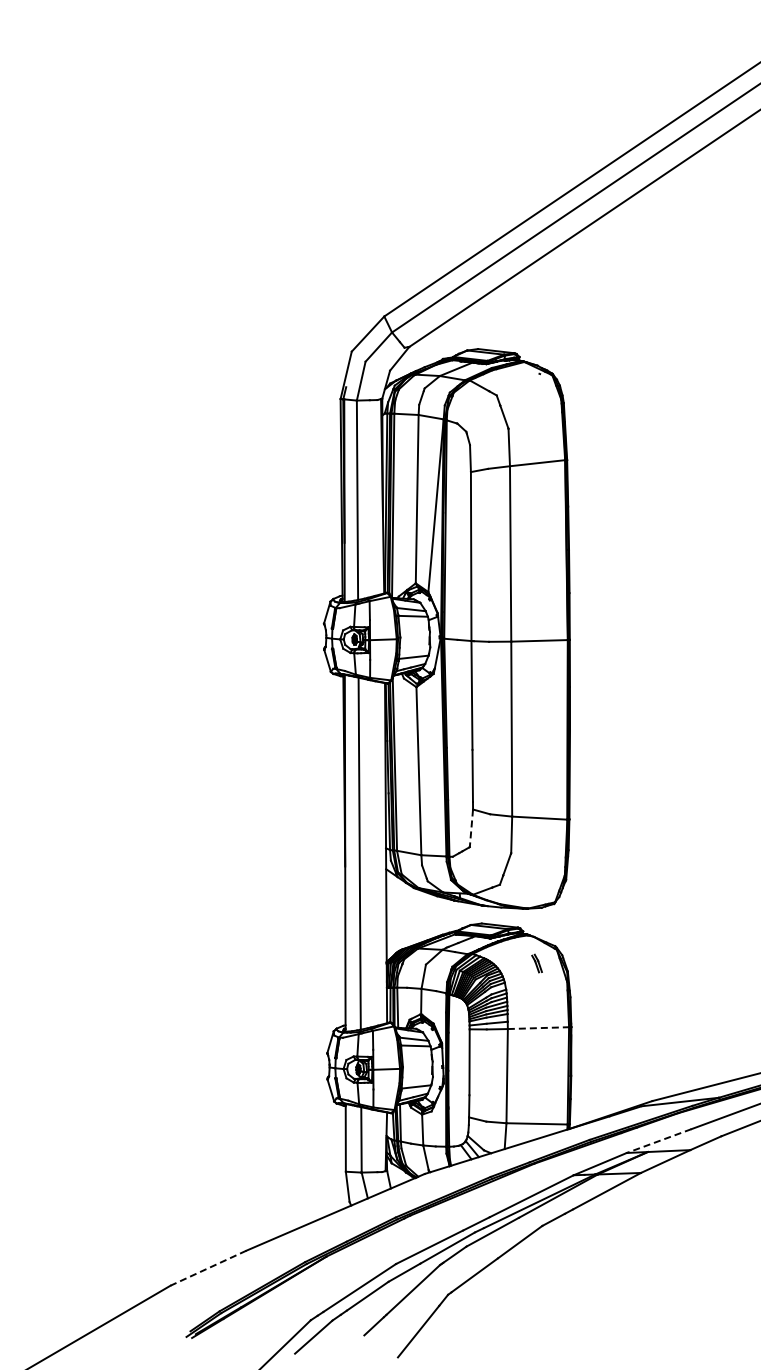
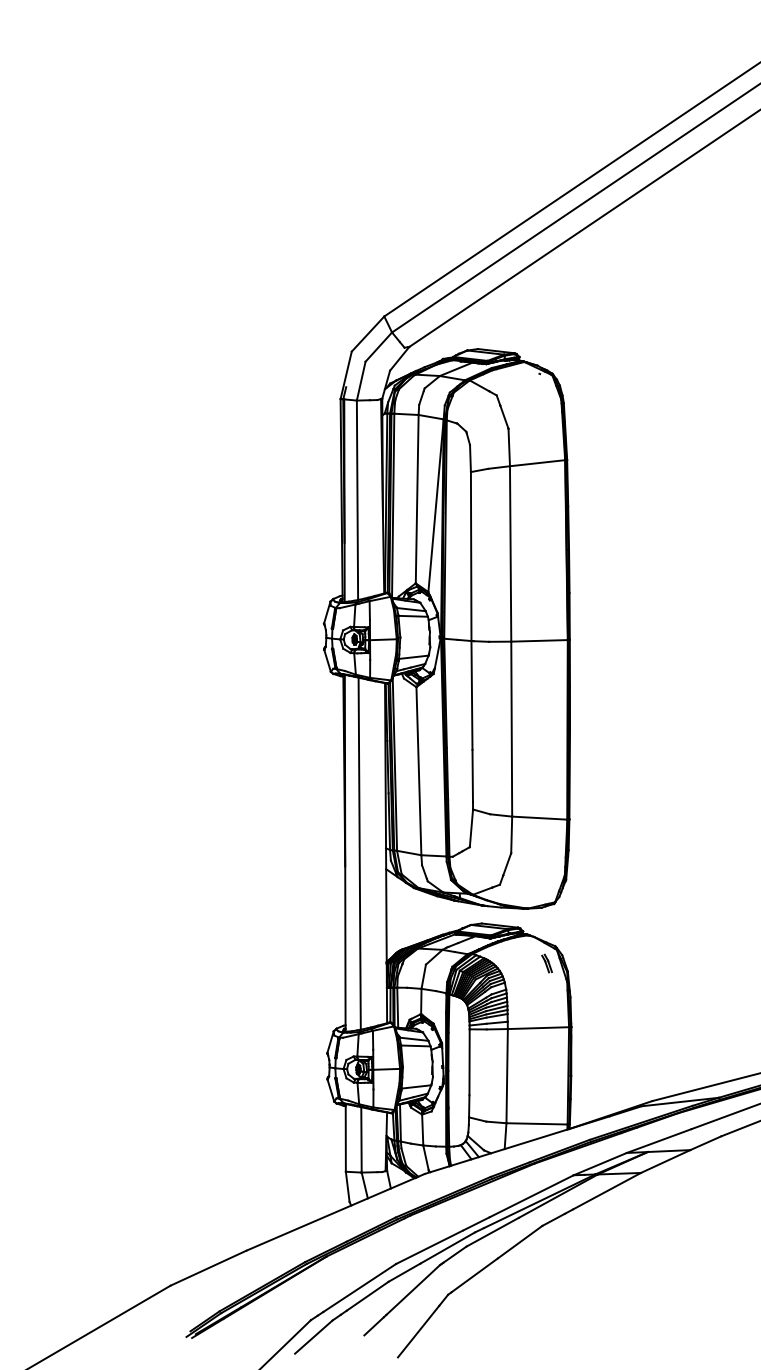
line: dashed -> solid (471, 828)
part position: (536, 963) -> (546, 963) (546, 963)
line: dashed -> solid (538, 1028)
line: dashed -> solid (658, 1141)
line: dashed -> solid (208, 1268)
